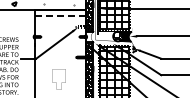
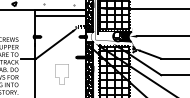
line: dashed -> solid (60, 16)
part position: (58, 79) -> (61, 74) (61, 74)
